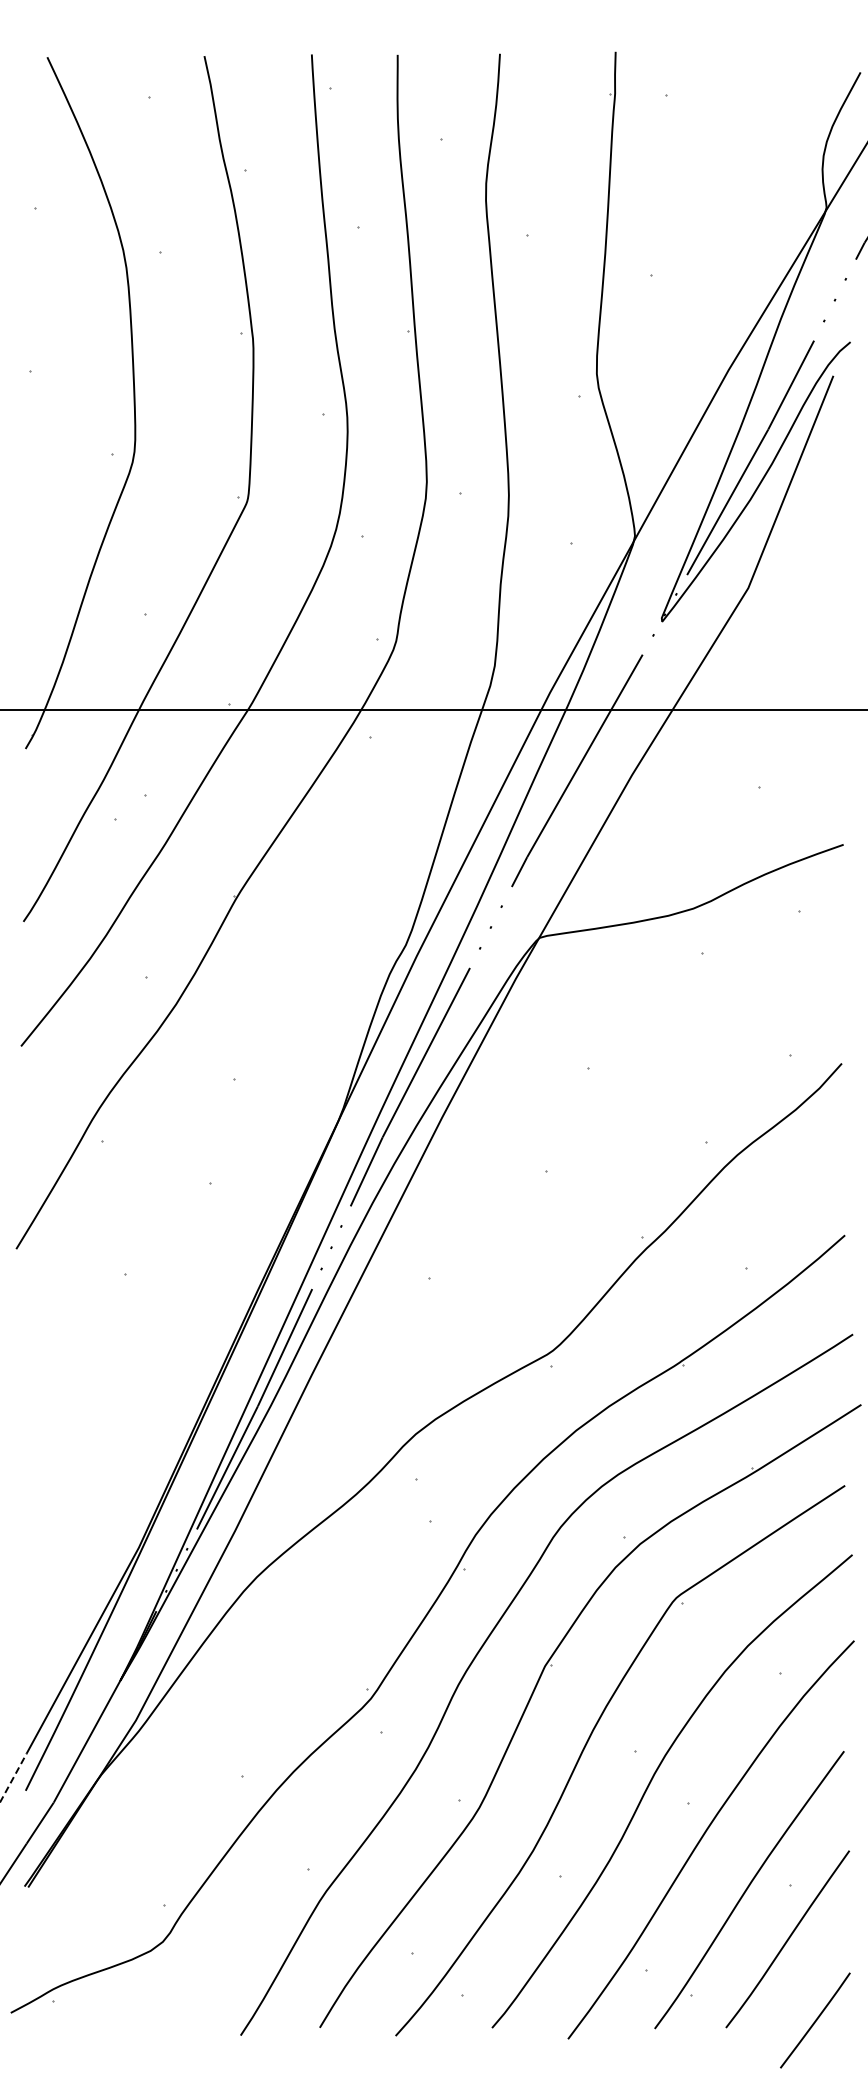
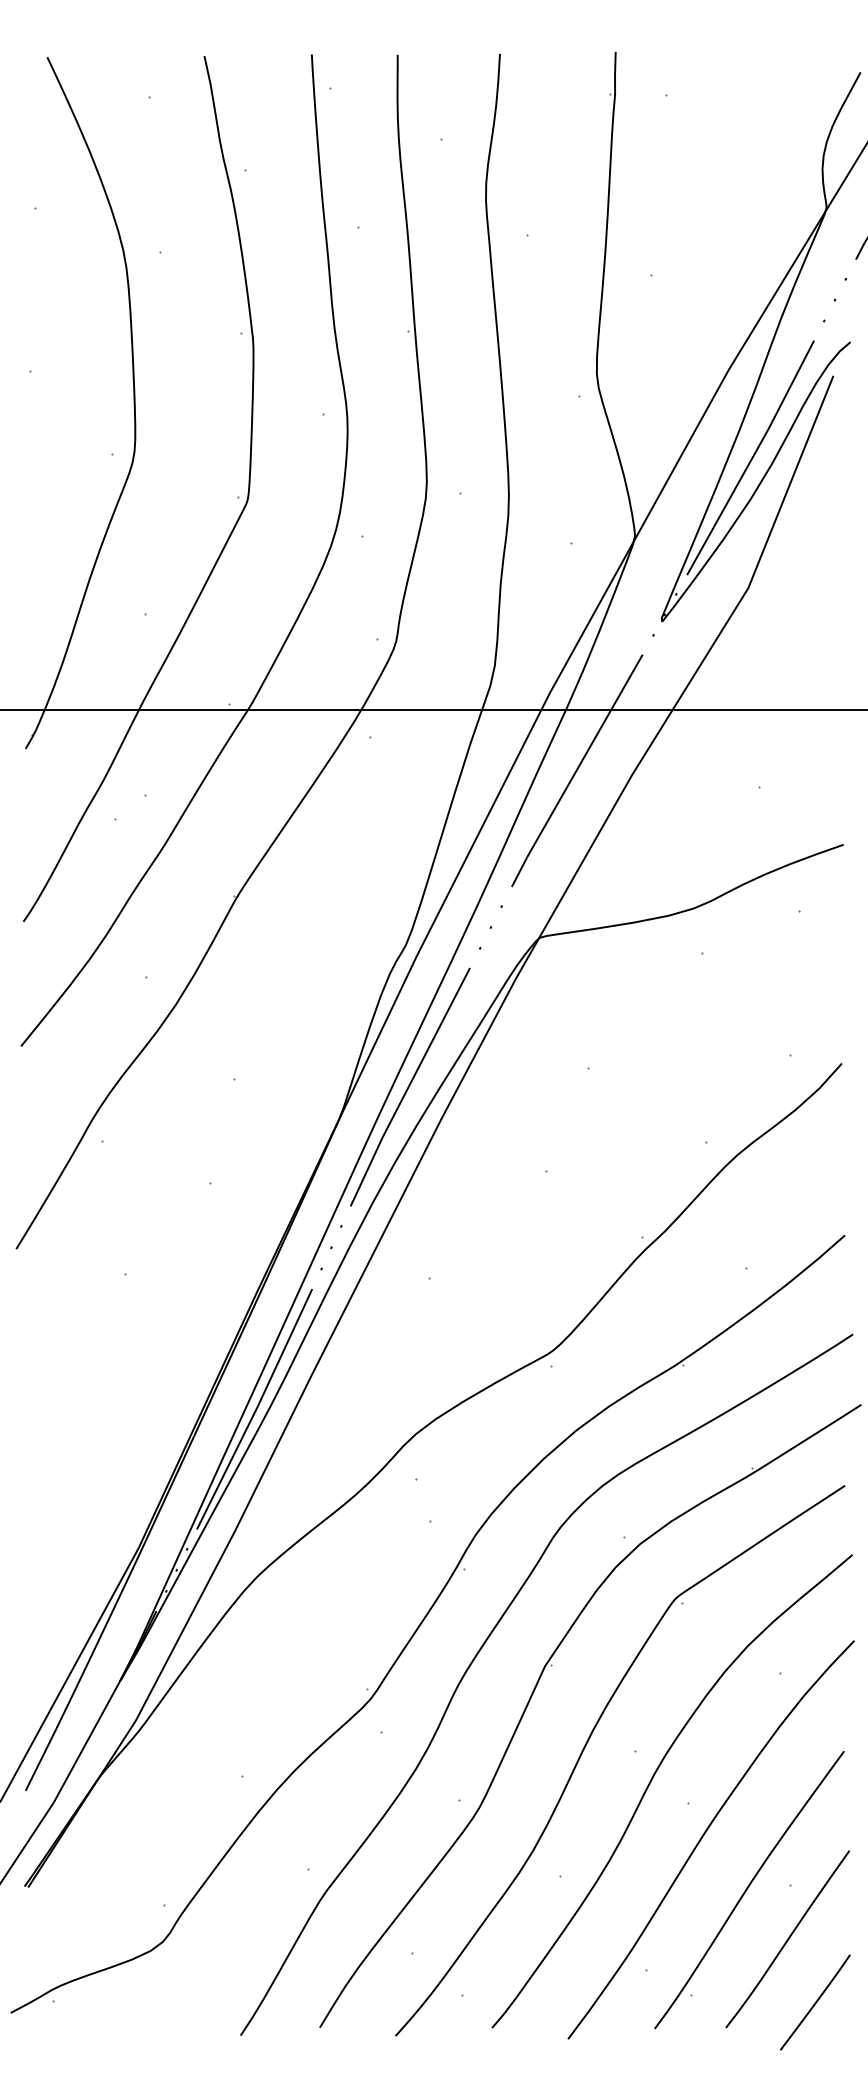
line: dashed -> solid (13, 1777)
line position: (815, 2020) -> (815, 2002) (815, 2002)
